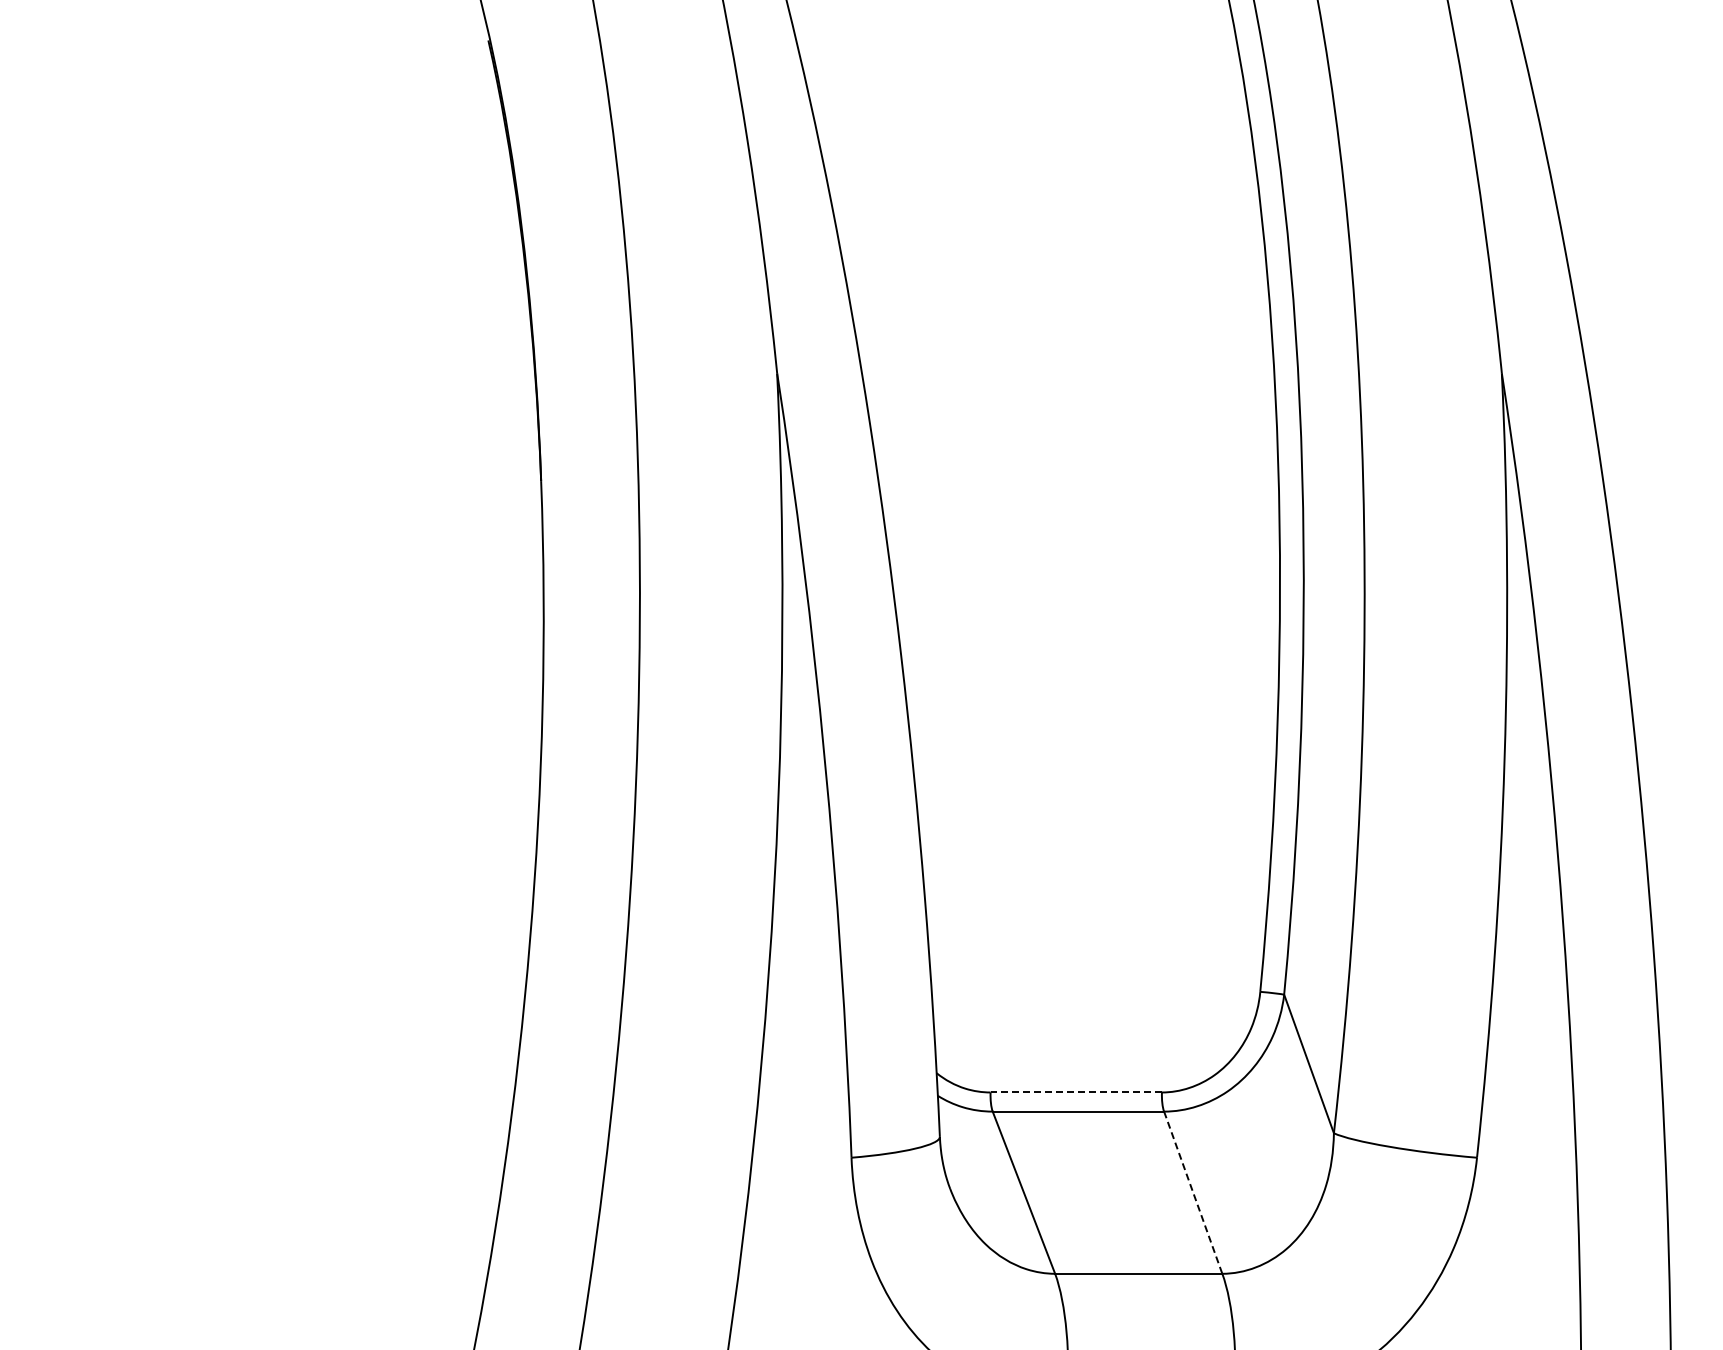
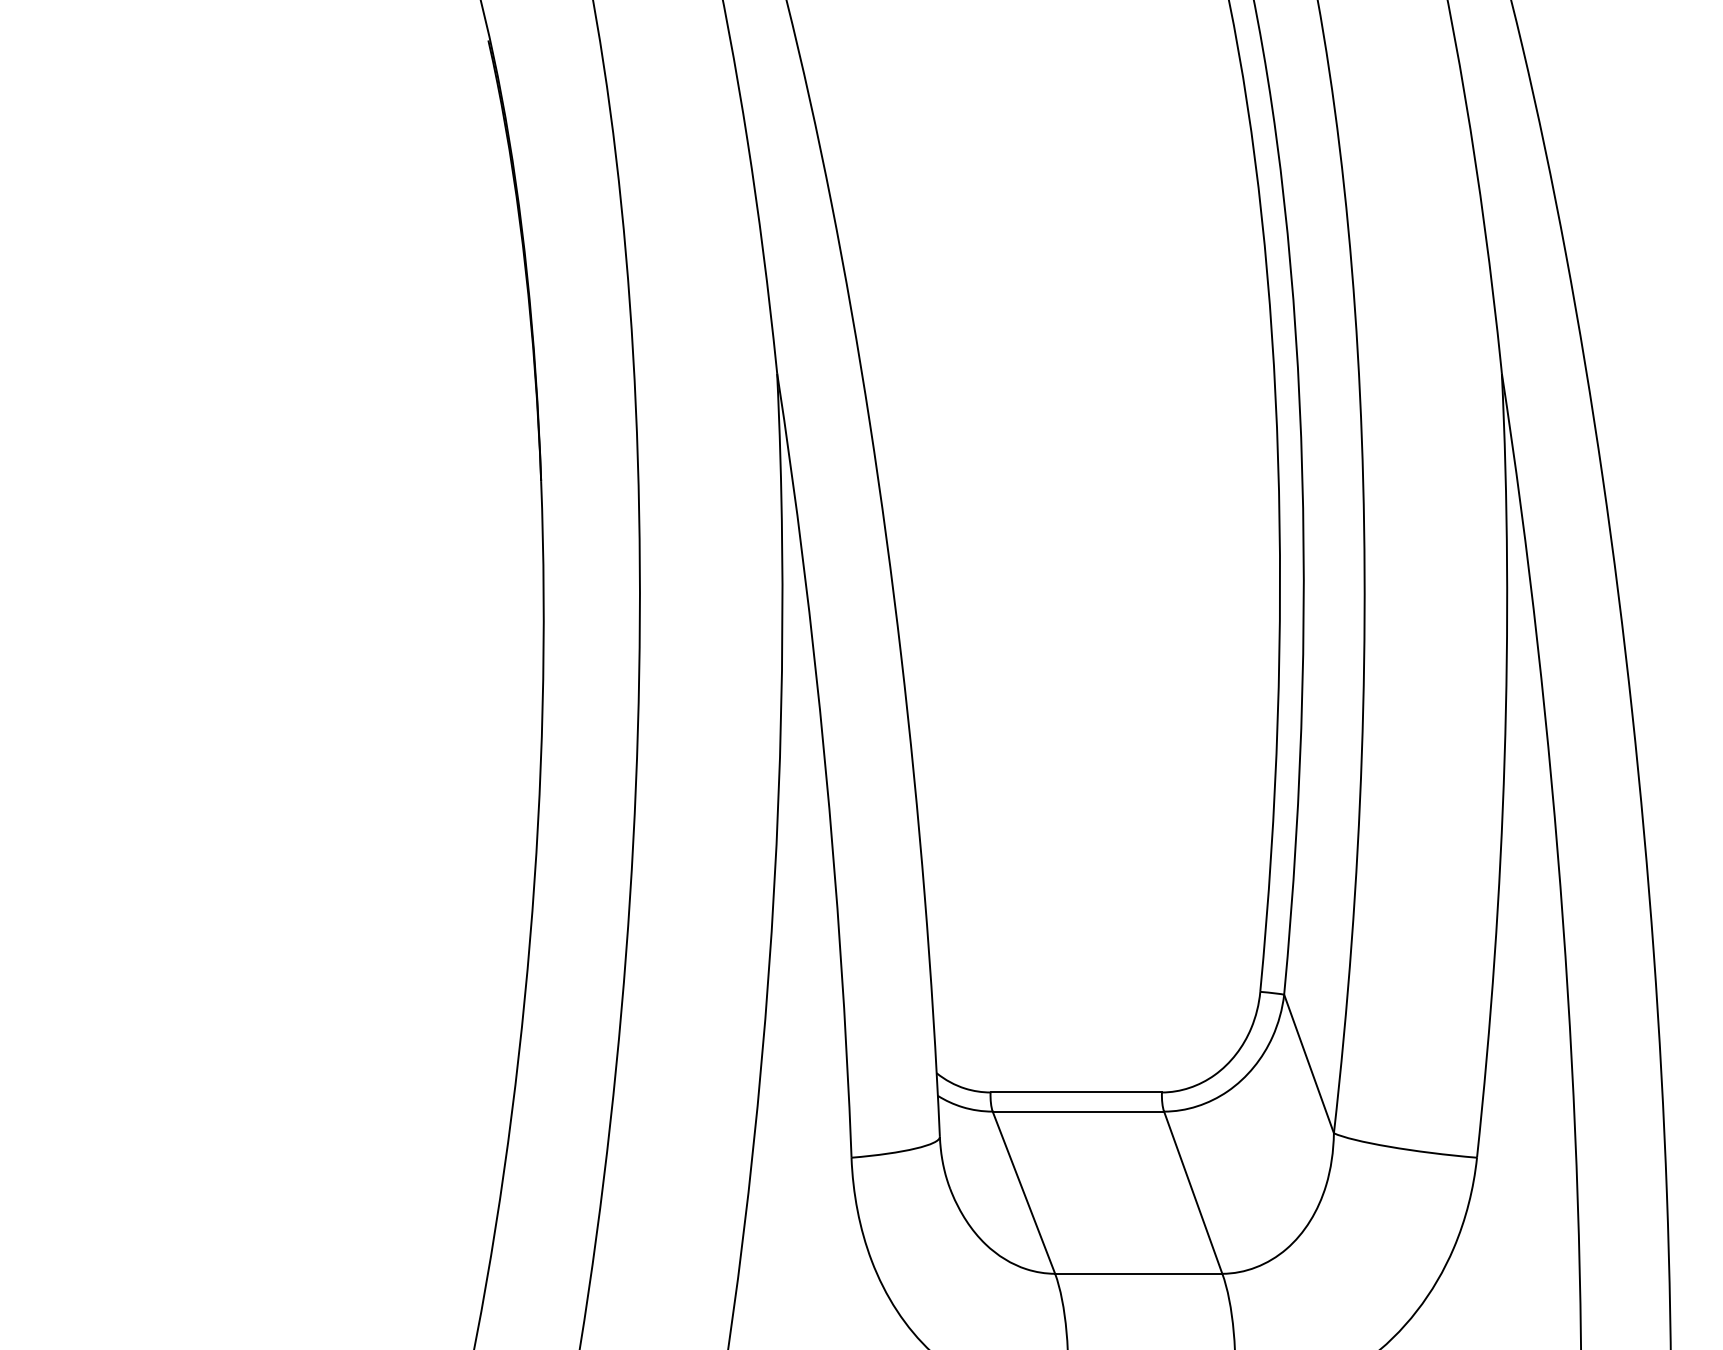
line: dashed -> solid (1076, 1092)
line: dashed -> solid (1193, 1193)
